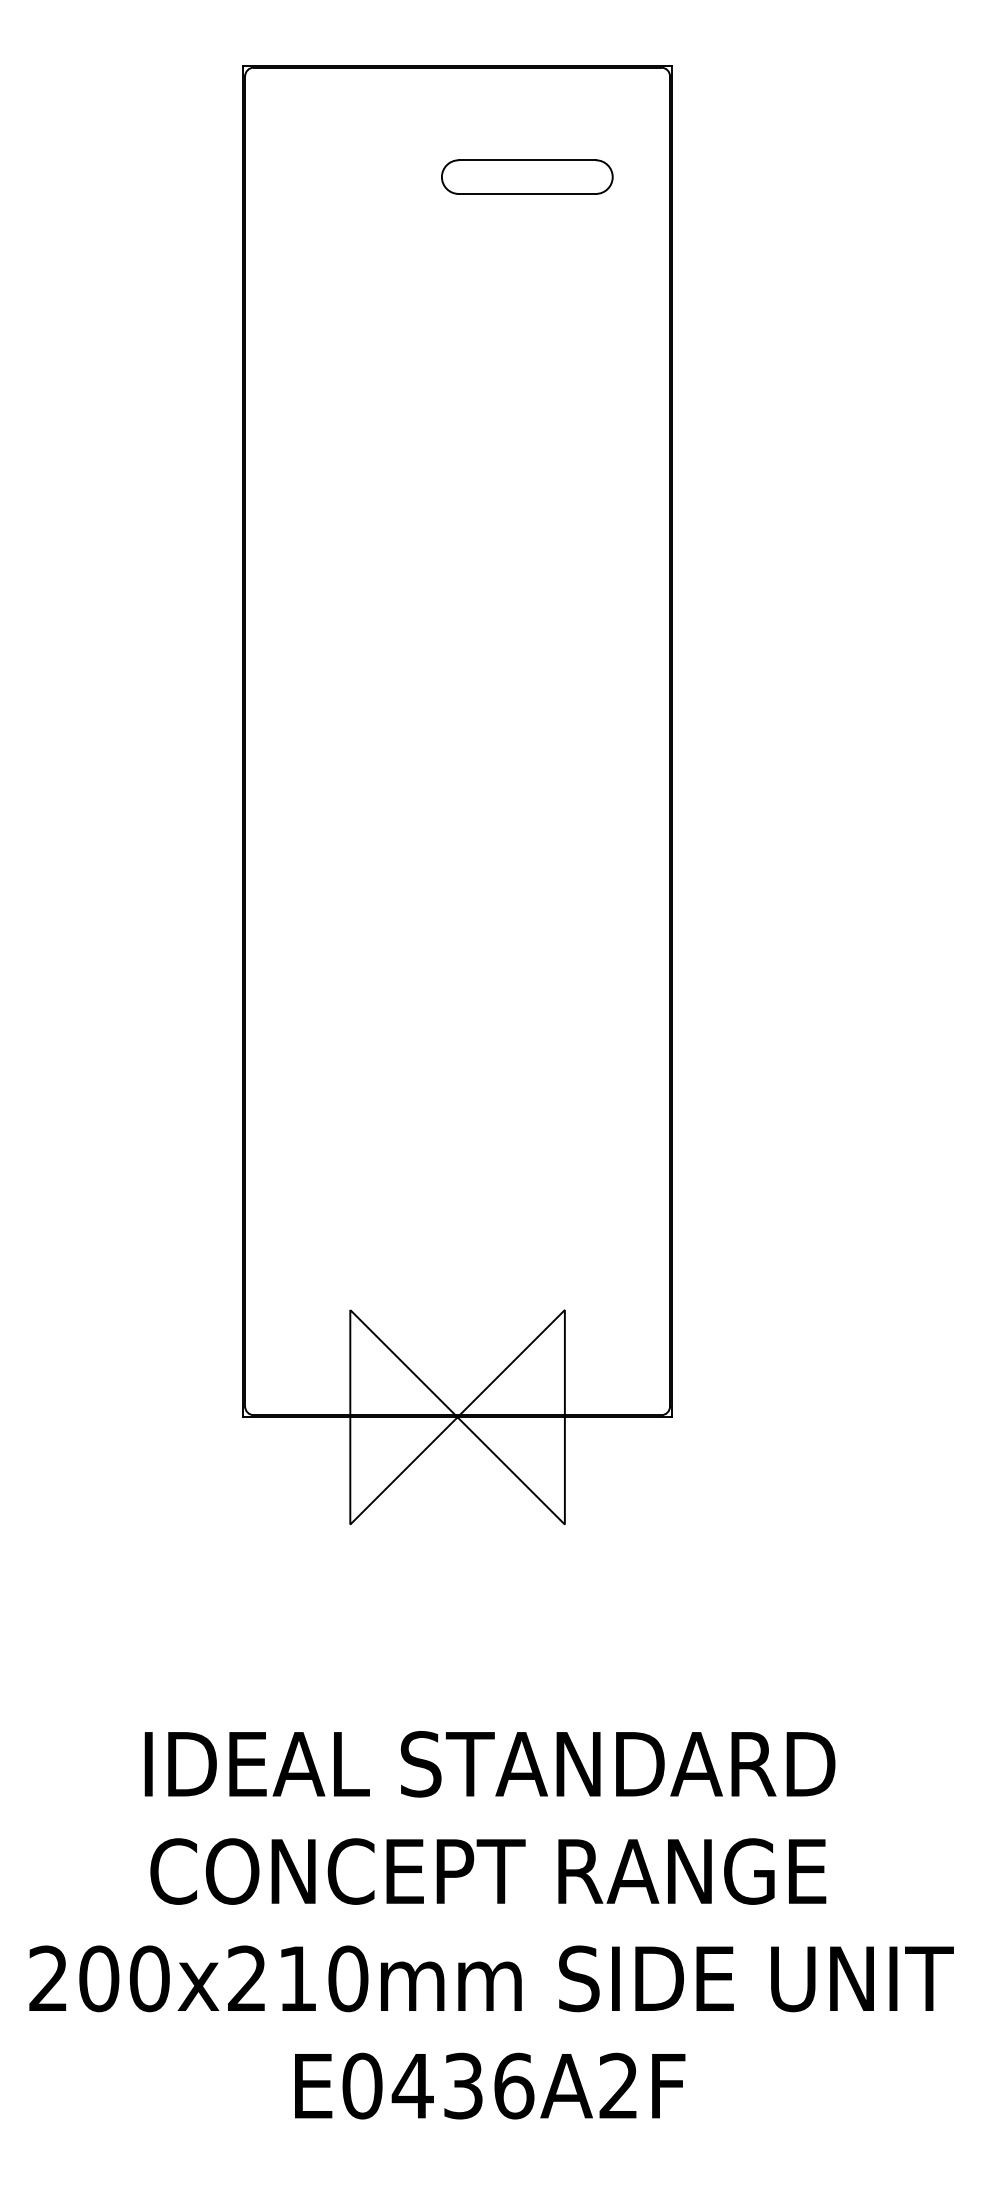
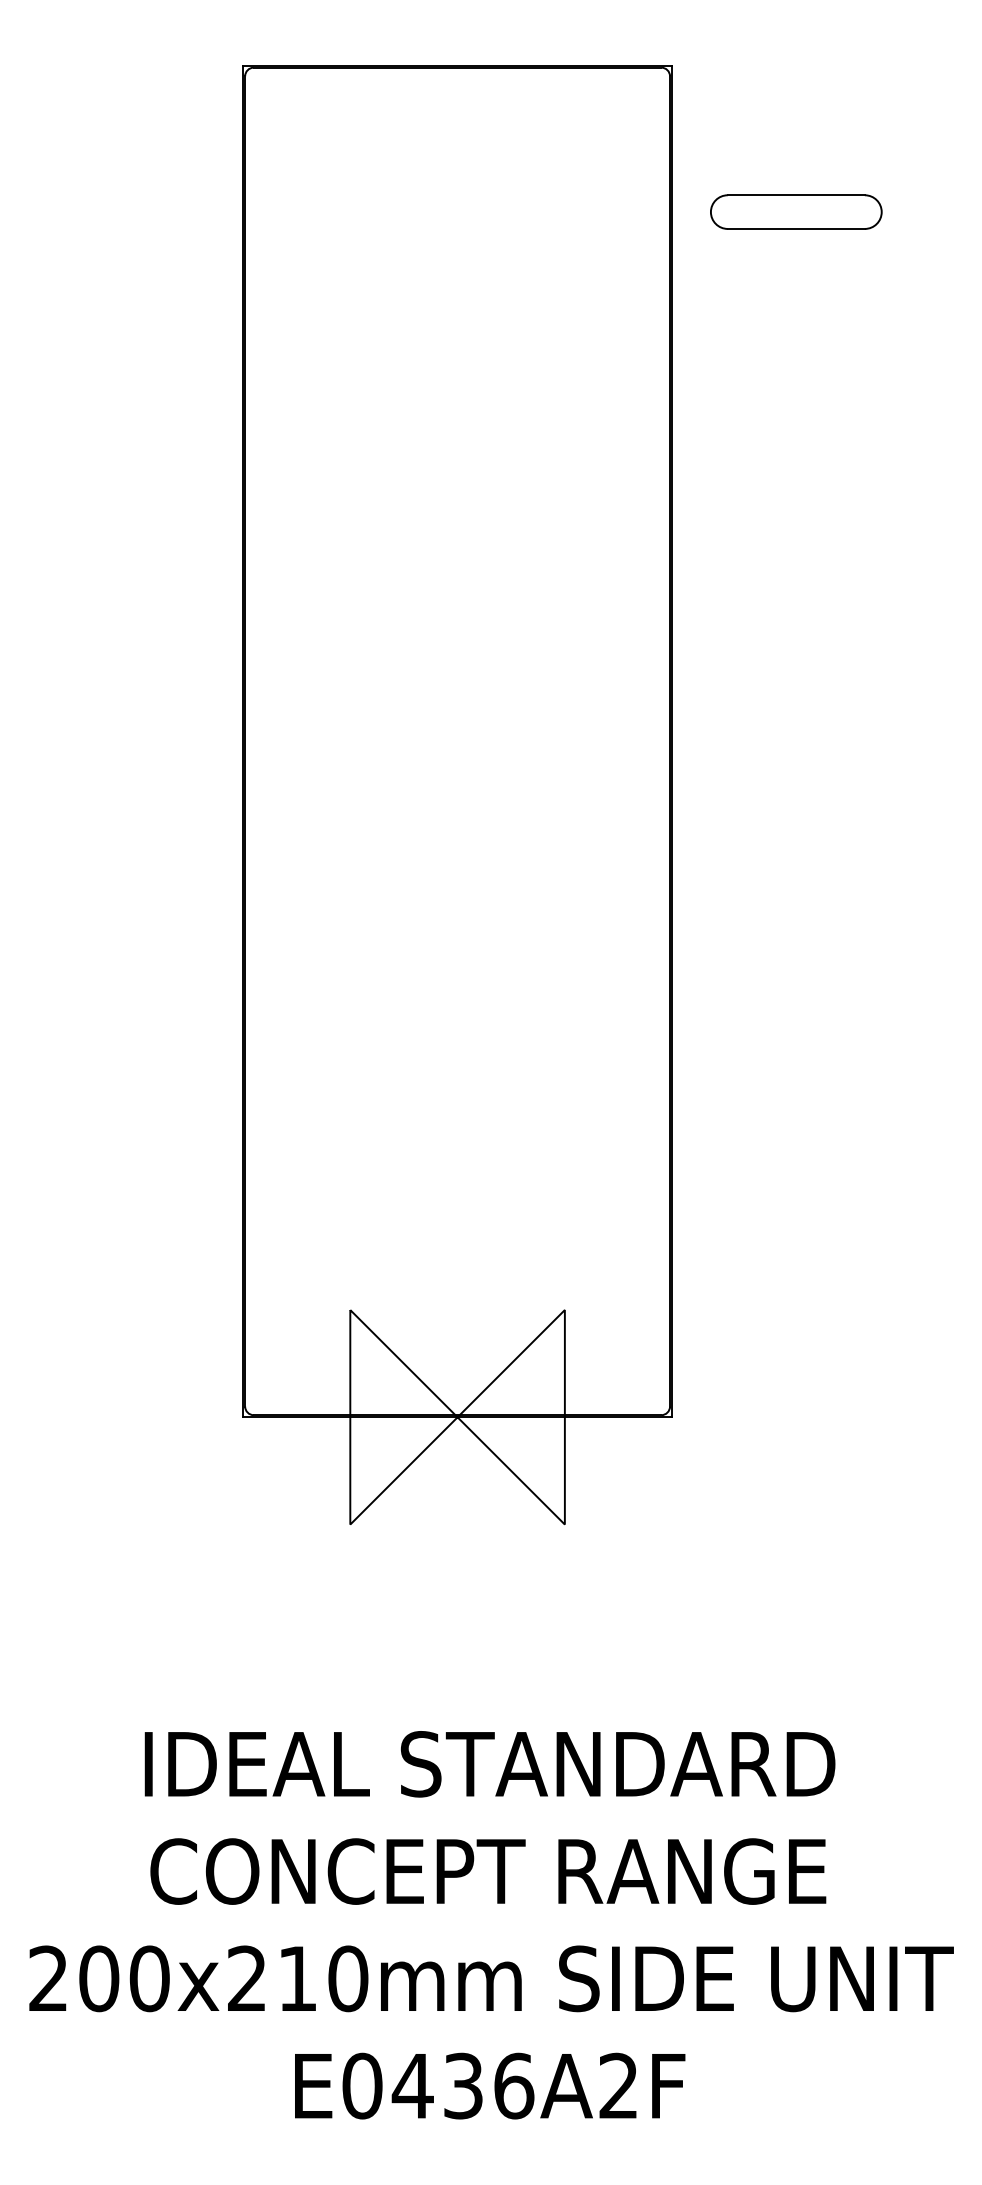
part position: (527, 176) -> (796, 211) (796, 211)
